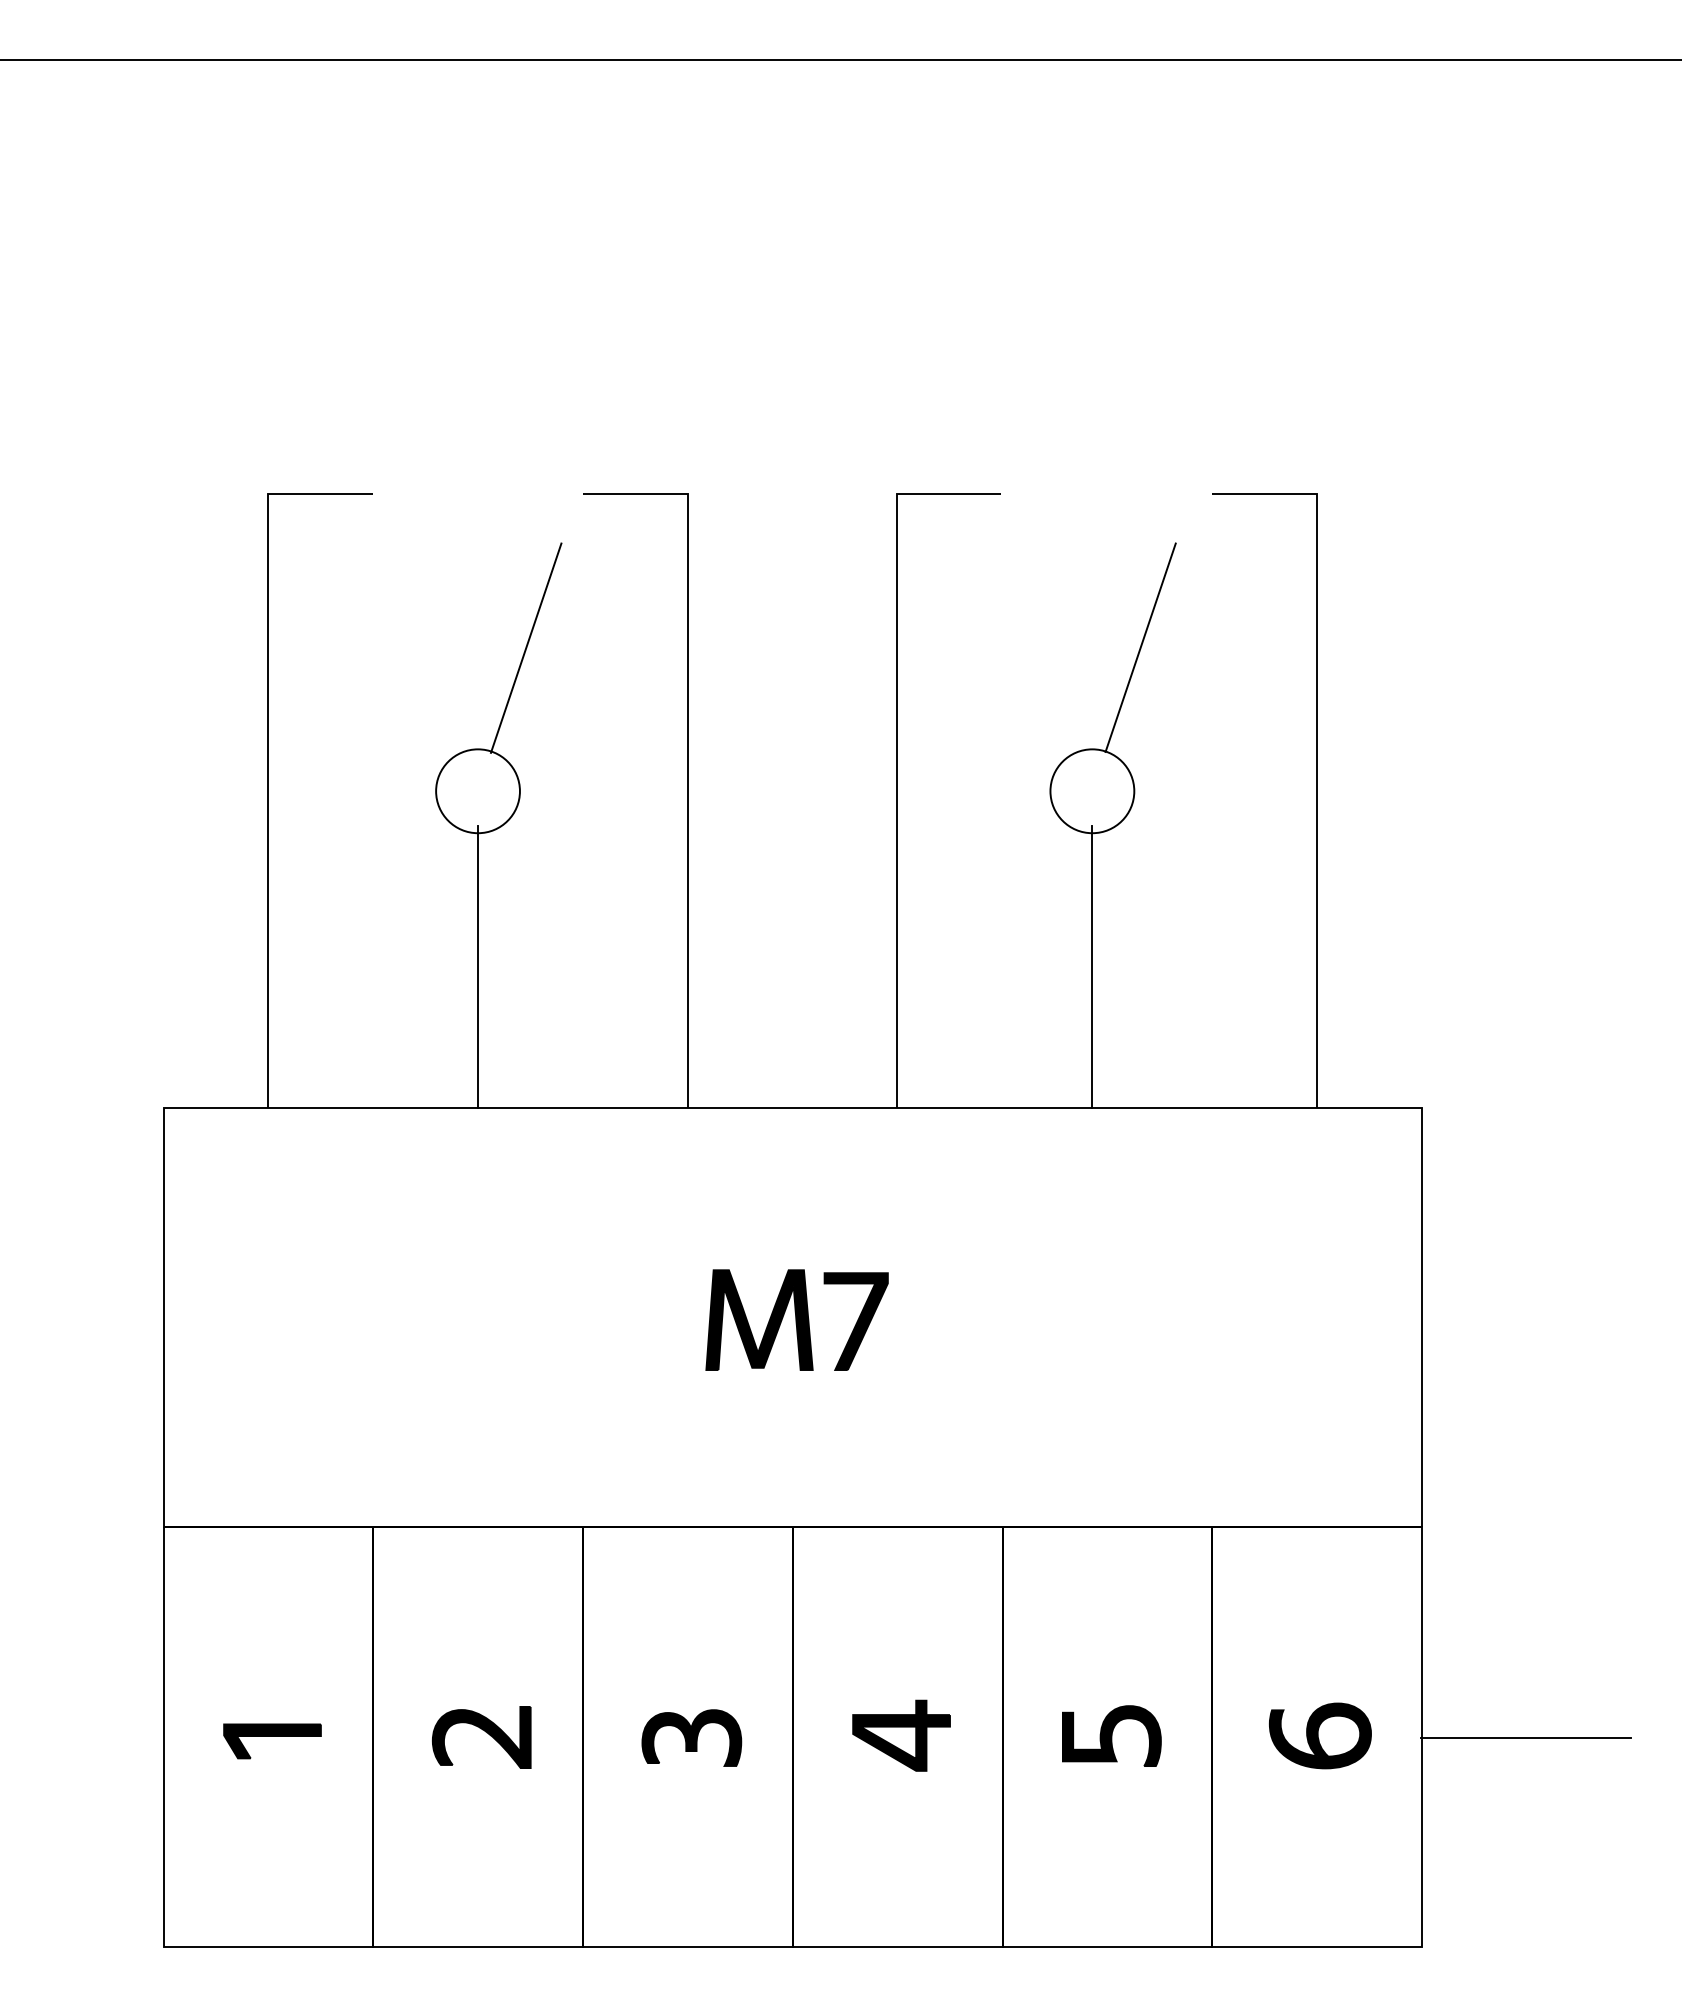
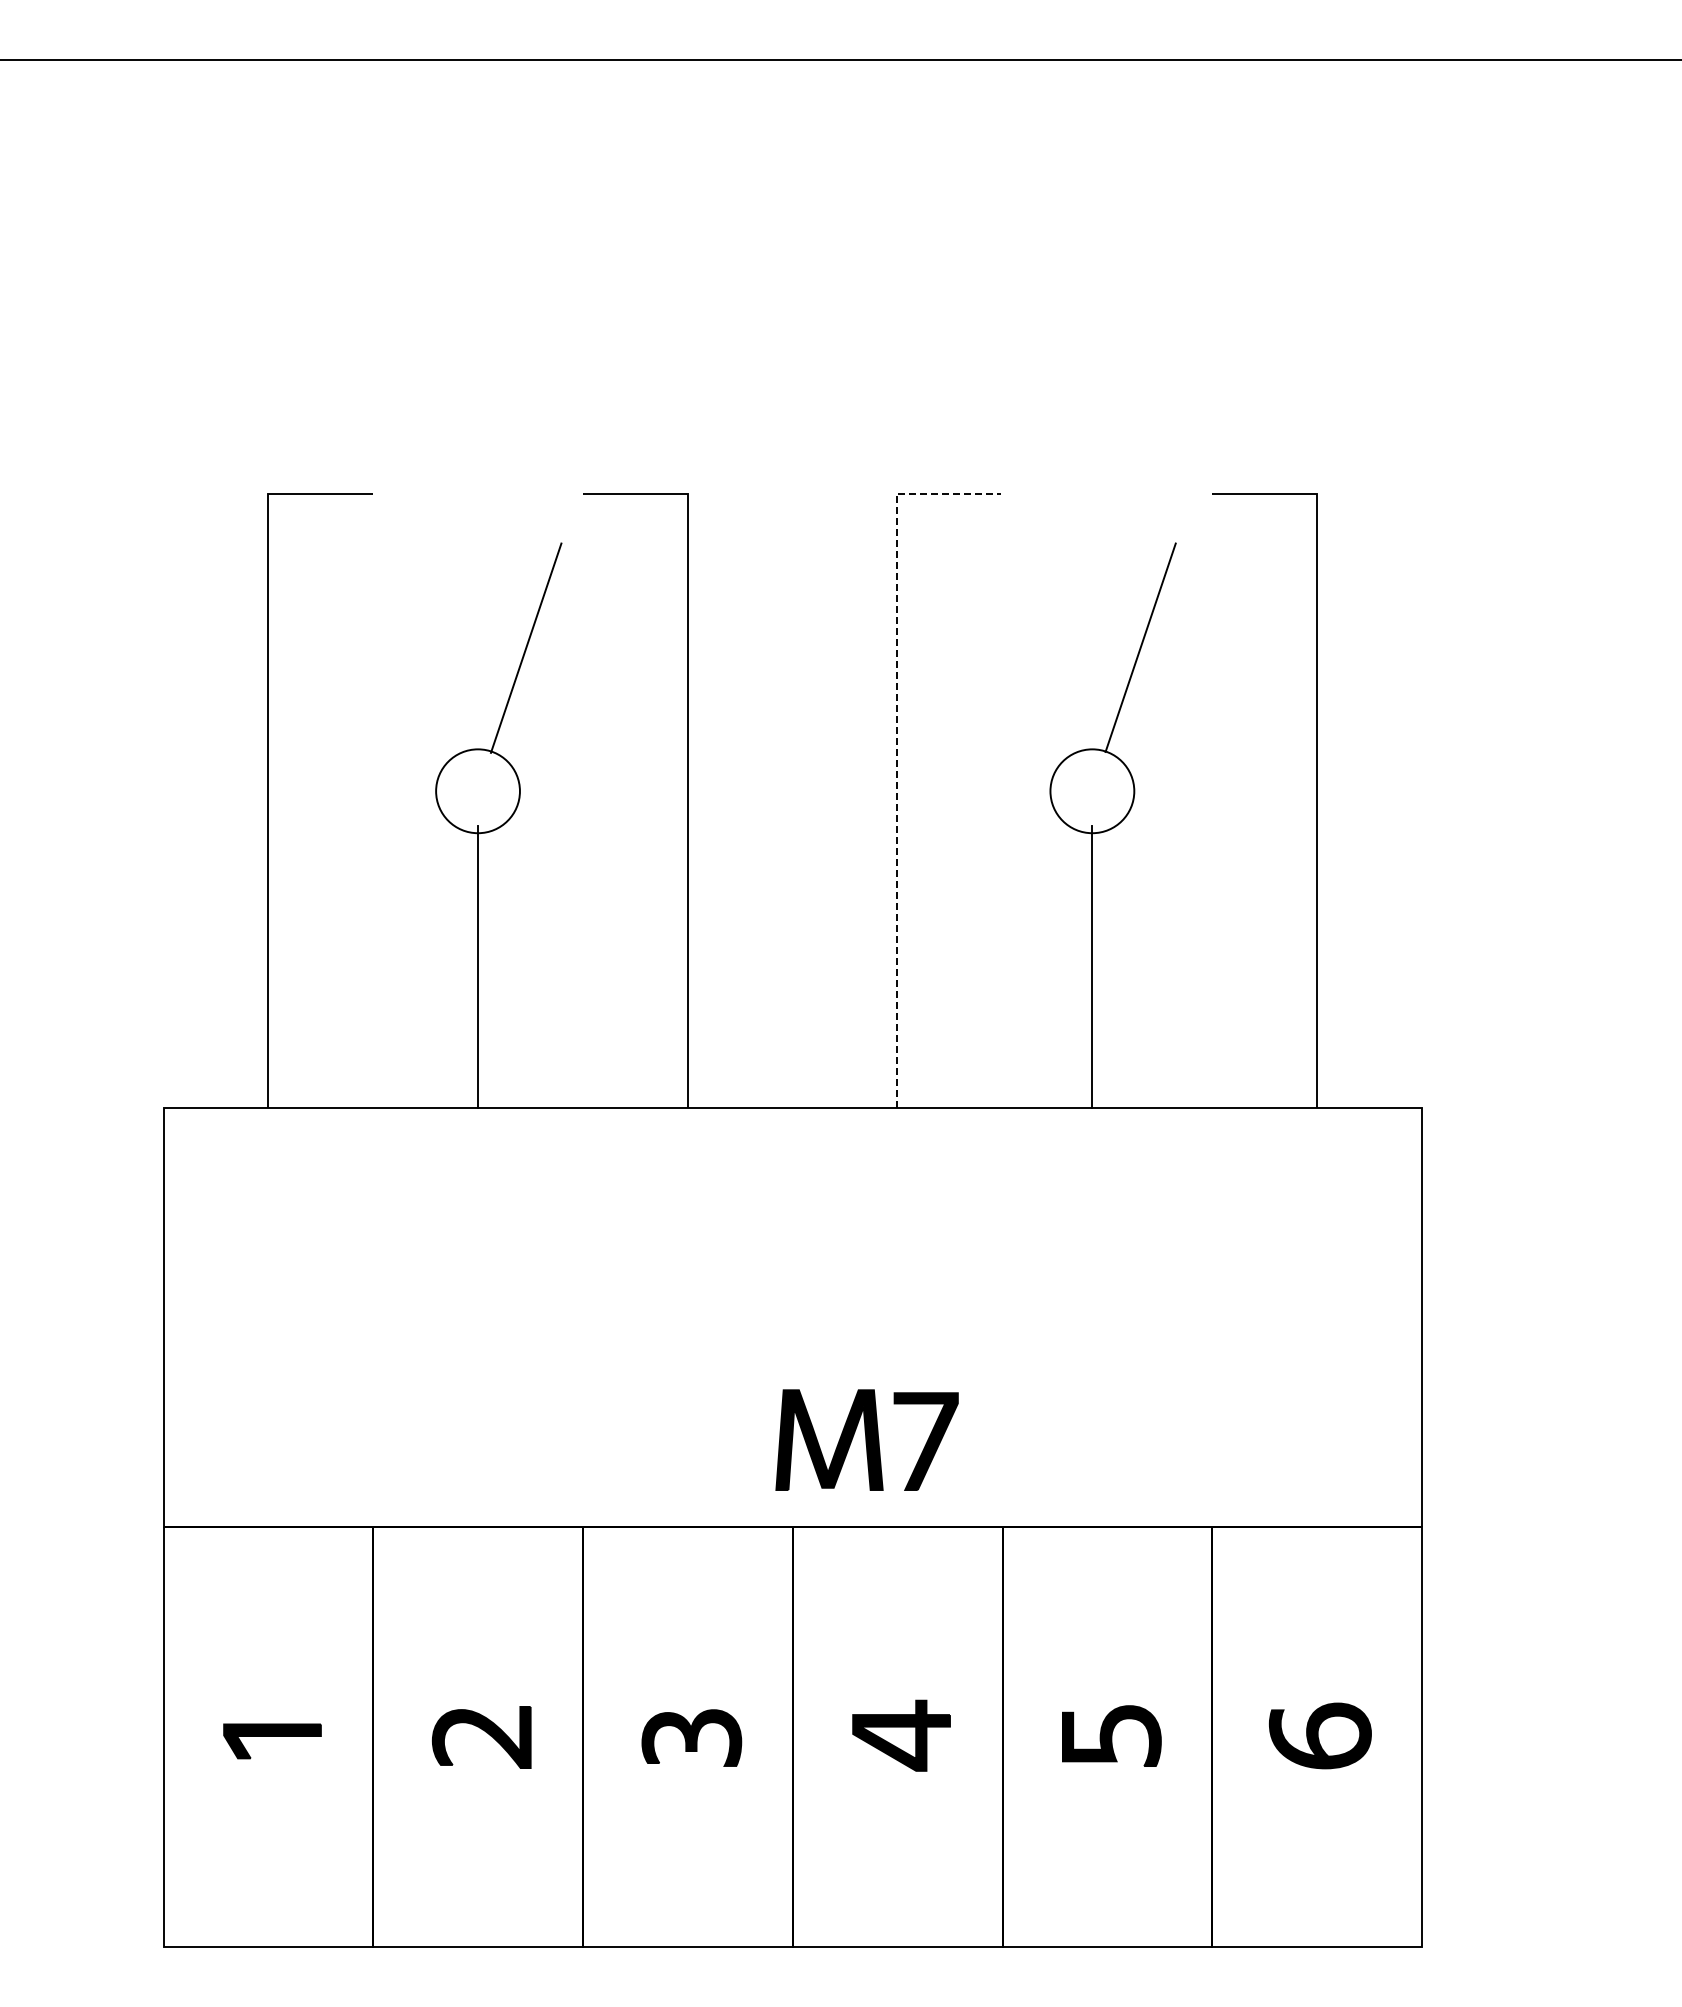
line: solid -> dashed (896, 747)
part position: (796, 1319) -> (866, 1439) (866, 1439)
line: present -> none (1526, 1737)
